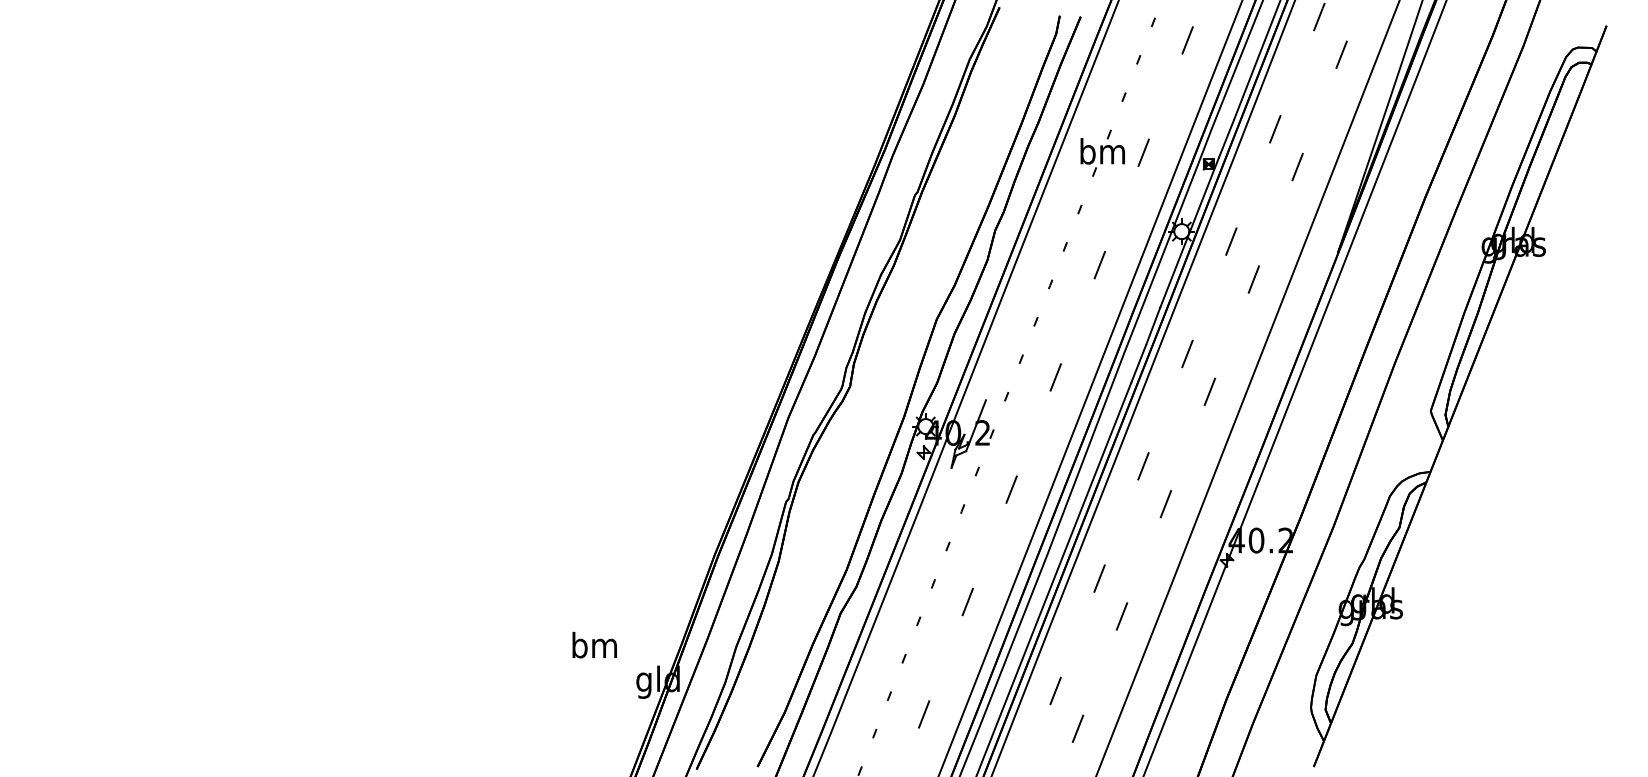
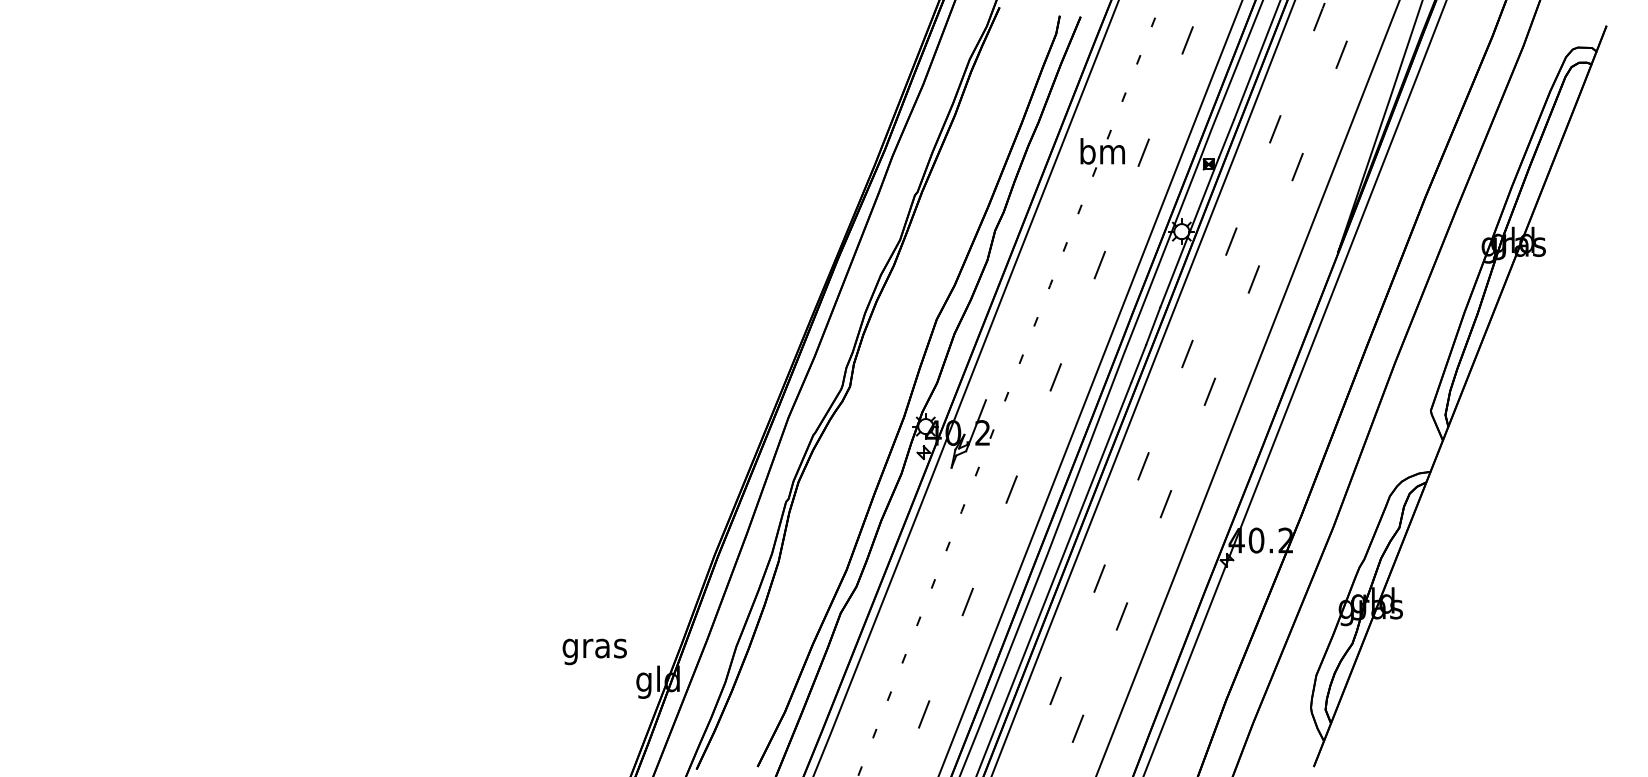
text: bm -> gras (594, 648)
